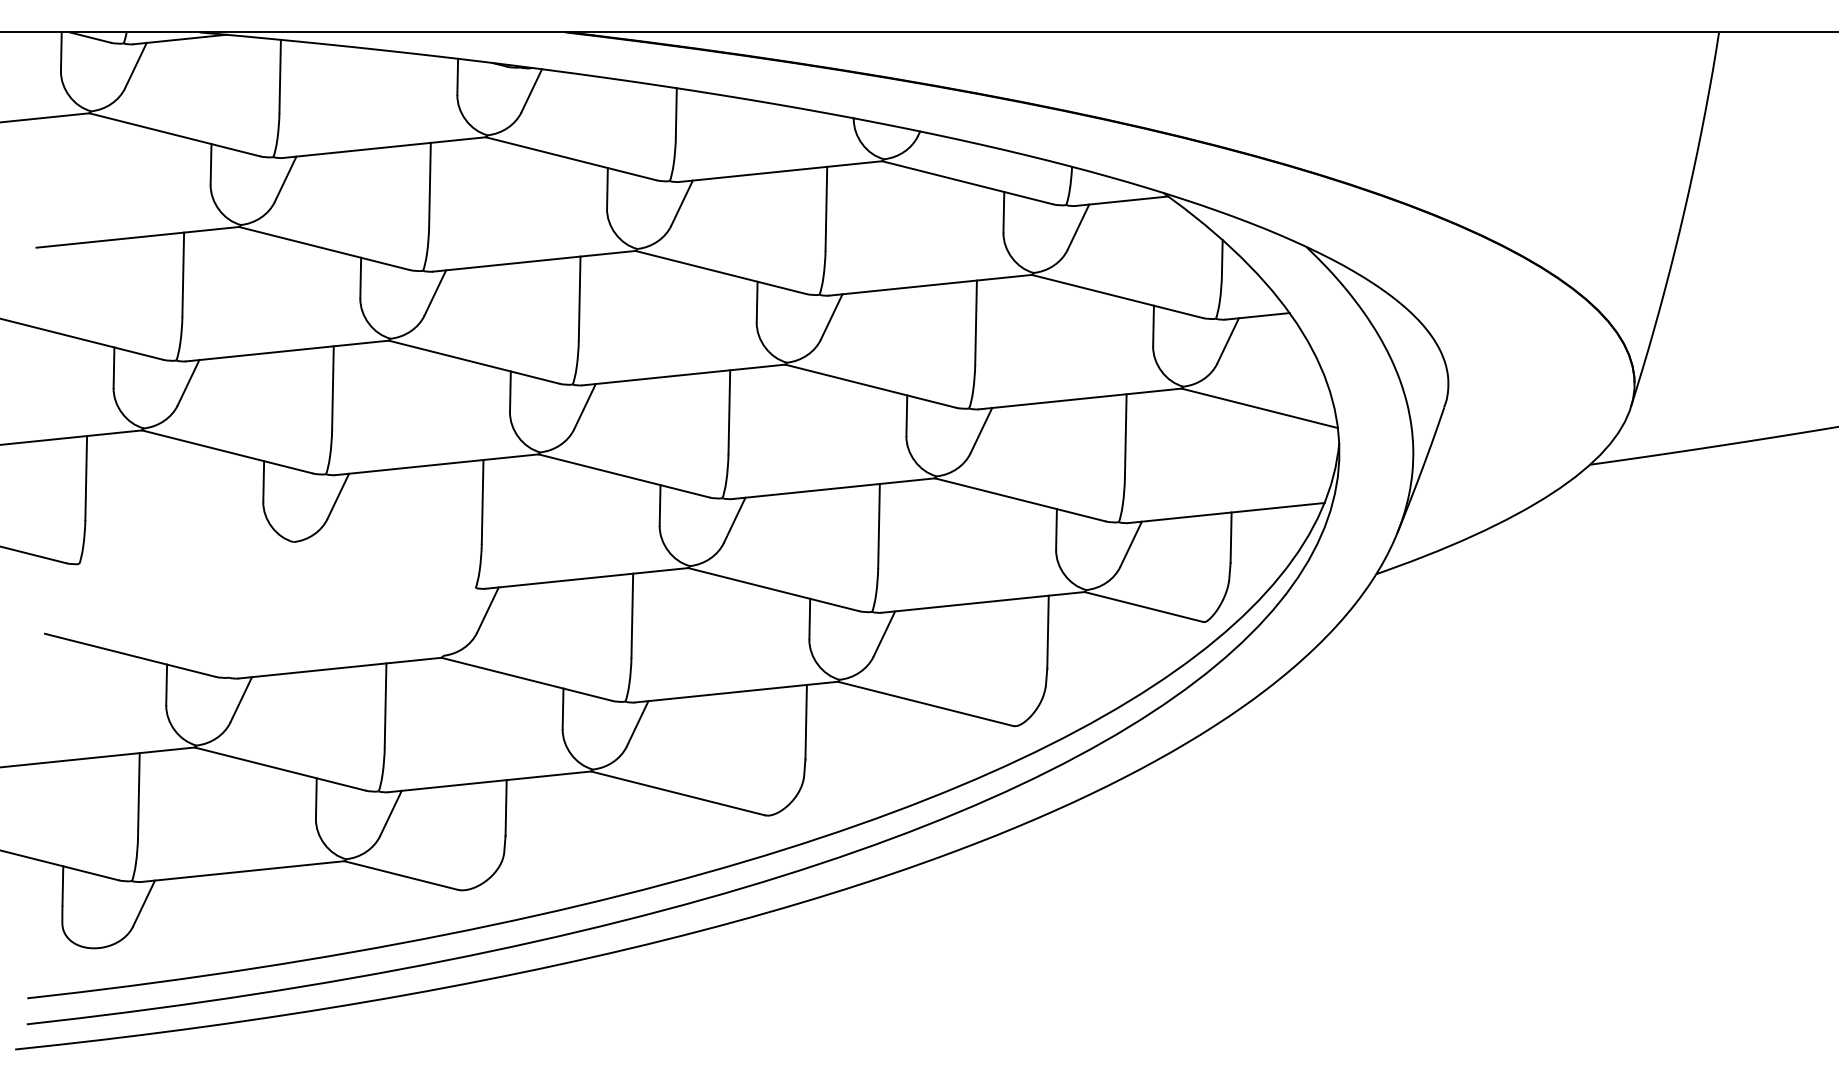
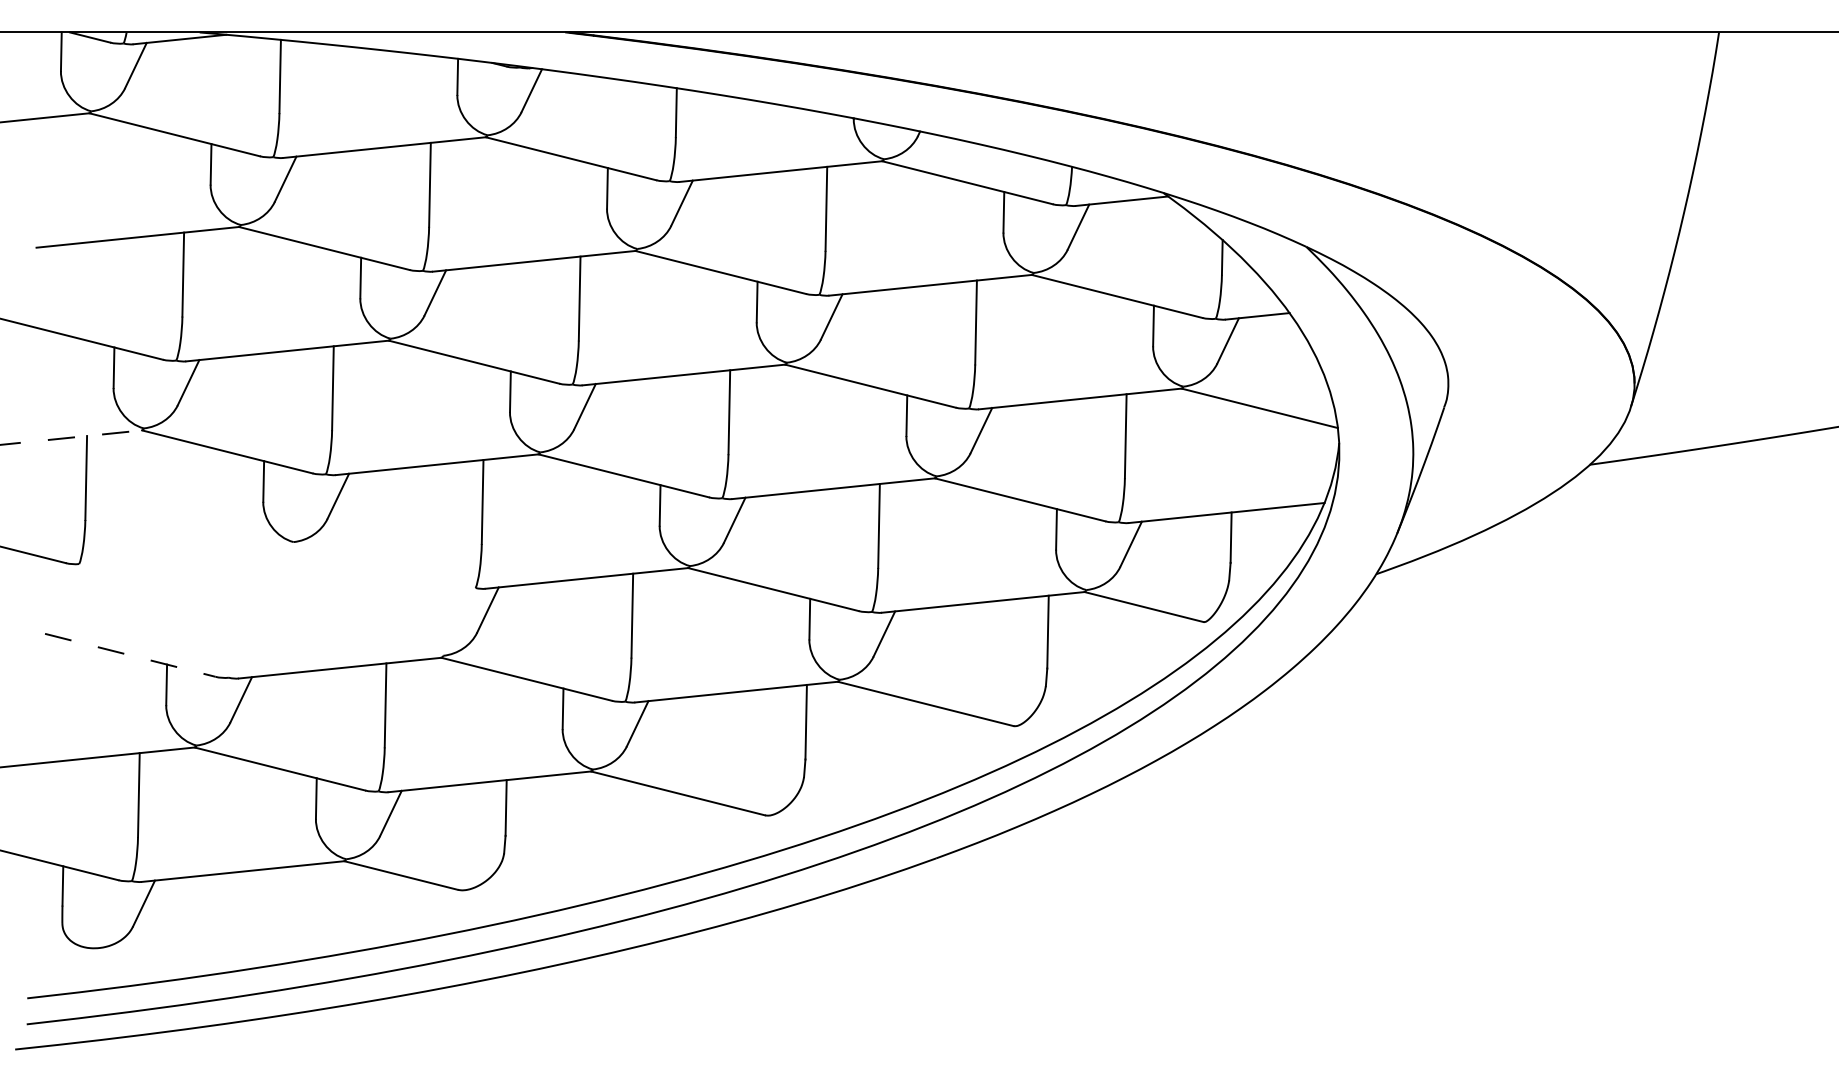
line: solid -> dashed (71, 437)
line: solid -> dashed (130, 655)
